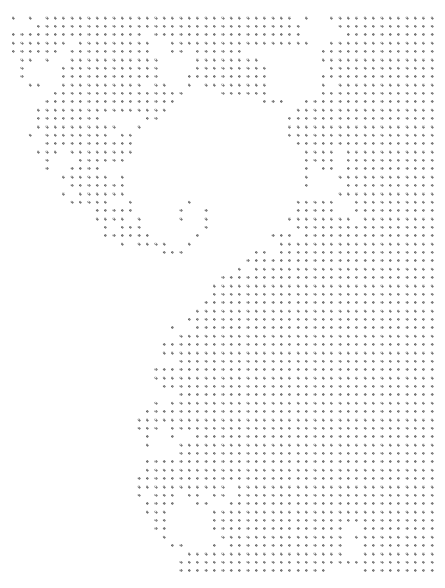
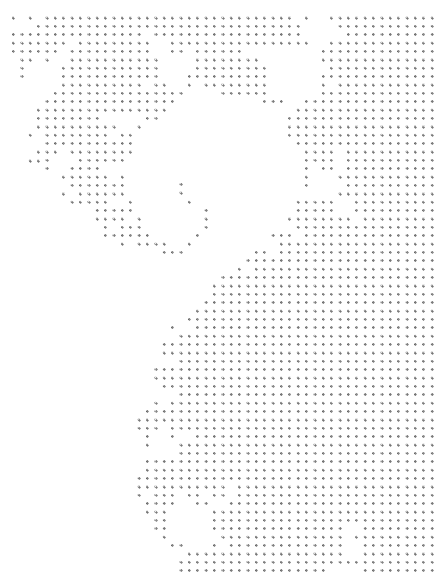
part position: (34, 84) -> (34, 160) (34, 160)
part position: (180, 214) -> (180, 188) (180, 188)
